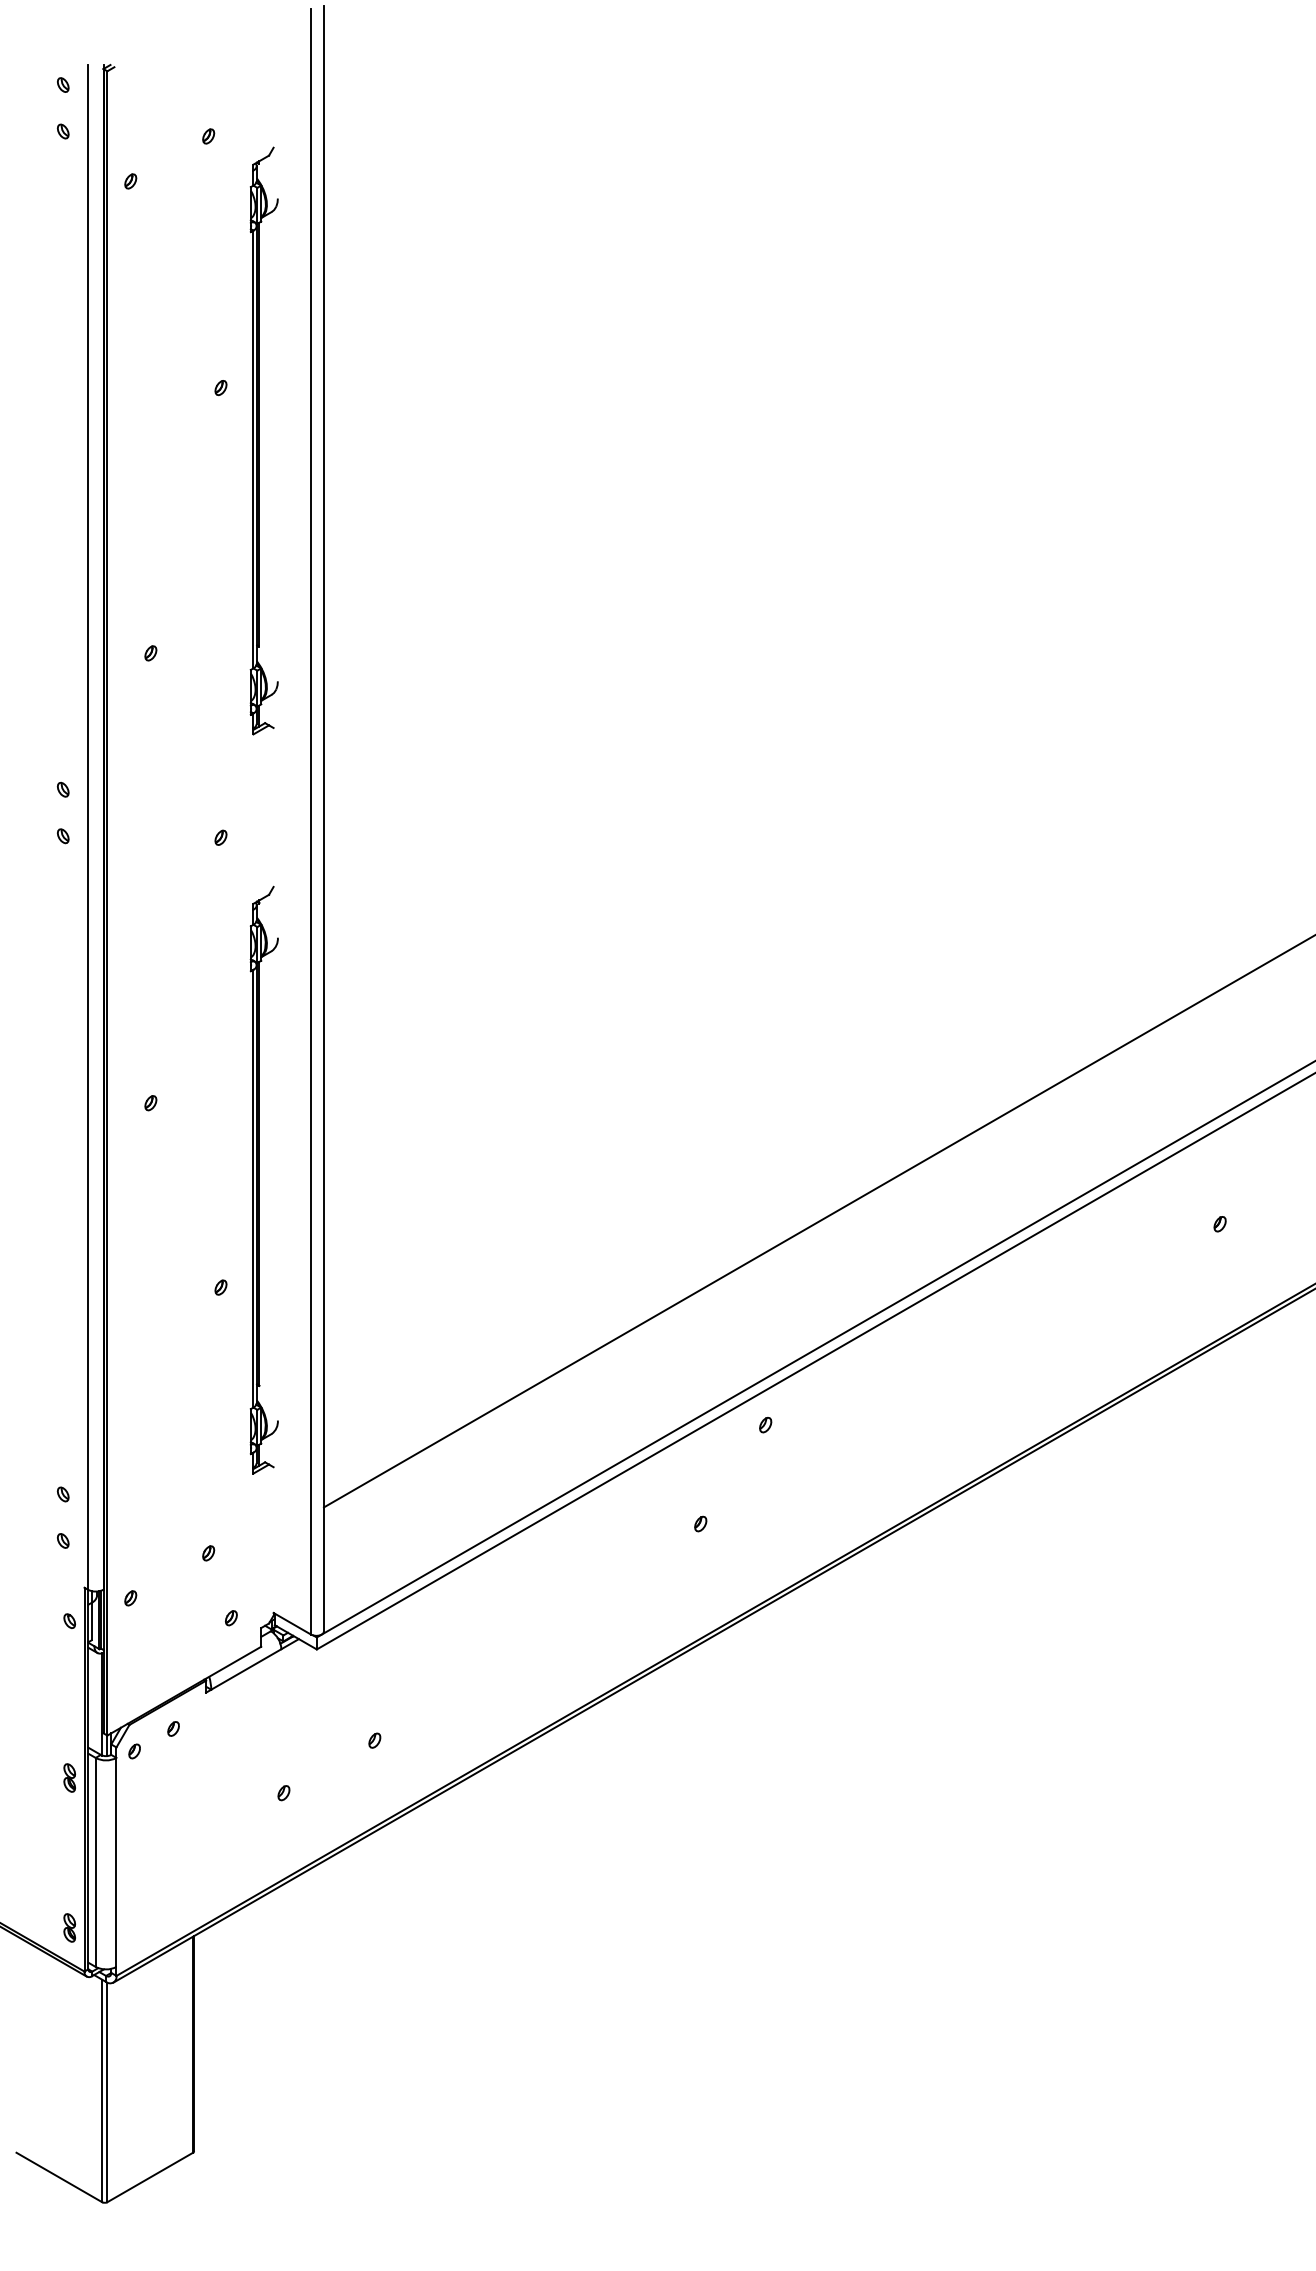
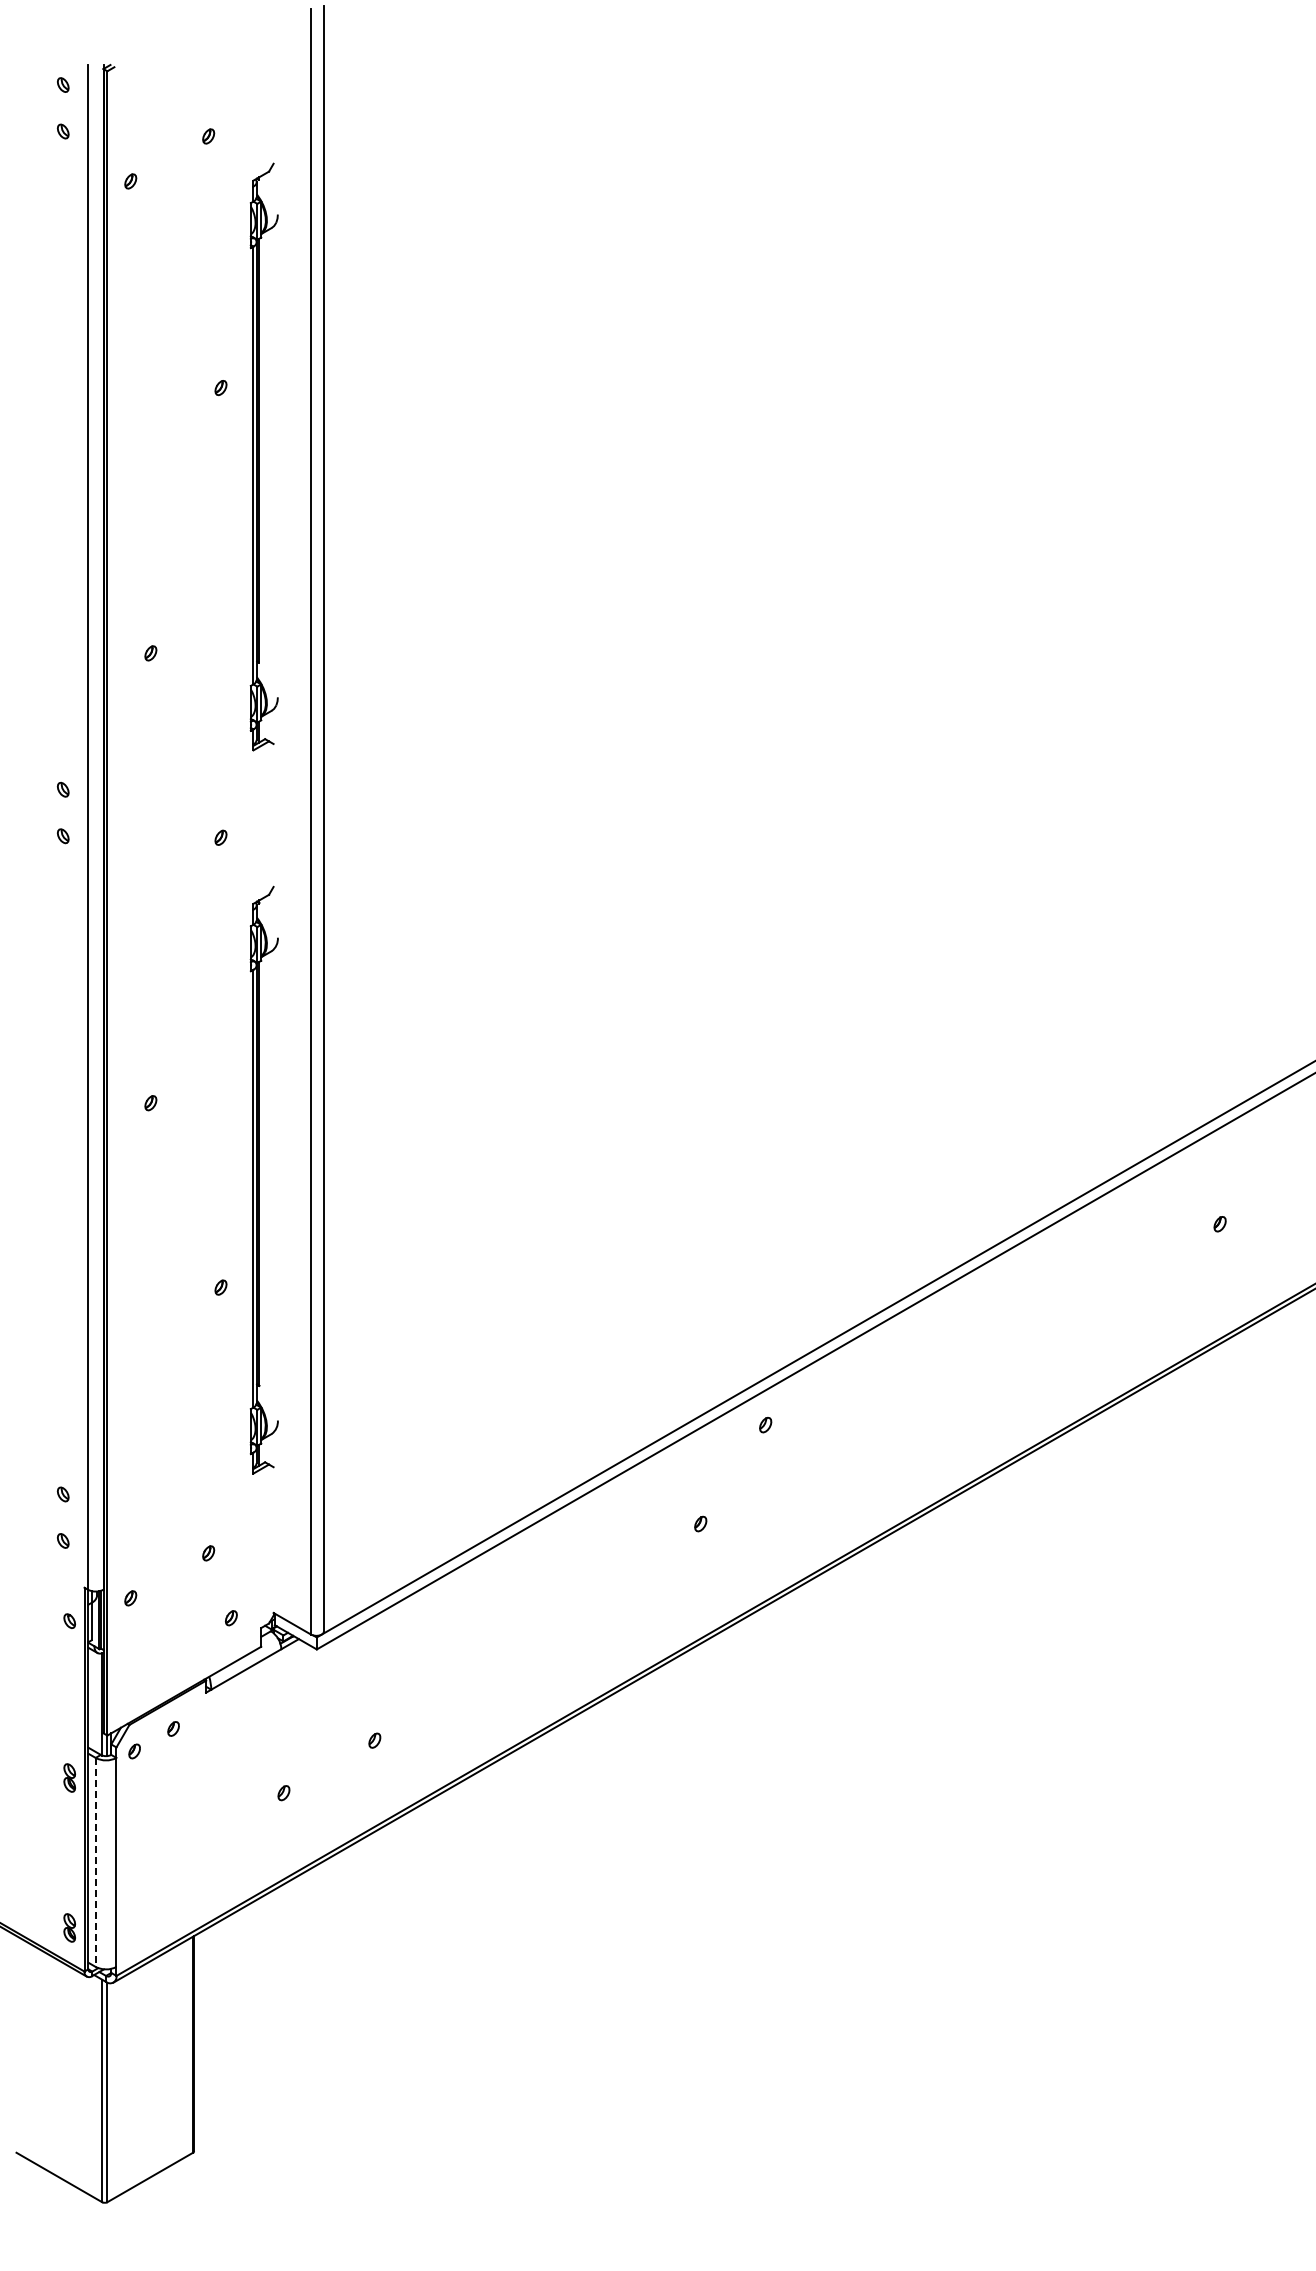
part position: (263, 440) -> (263, 456) (263, 456)
line: present -> none (817, 1221)
line: solid -> dashed (95, 1862)
